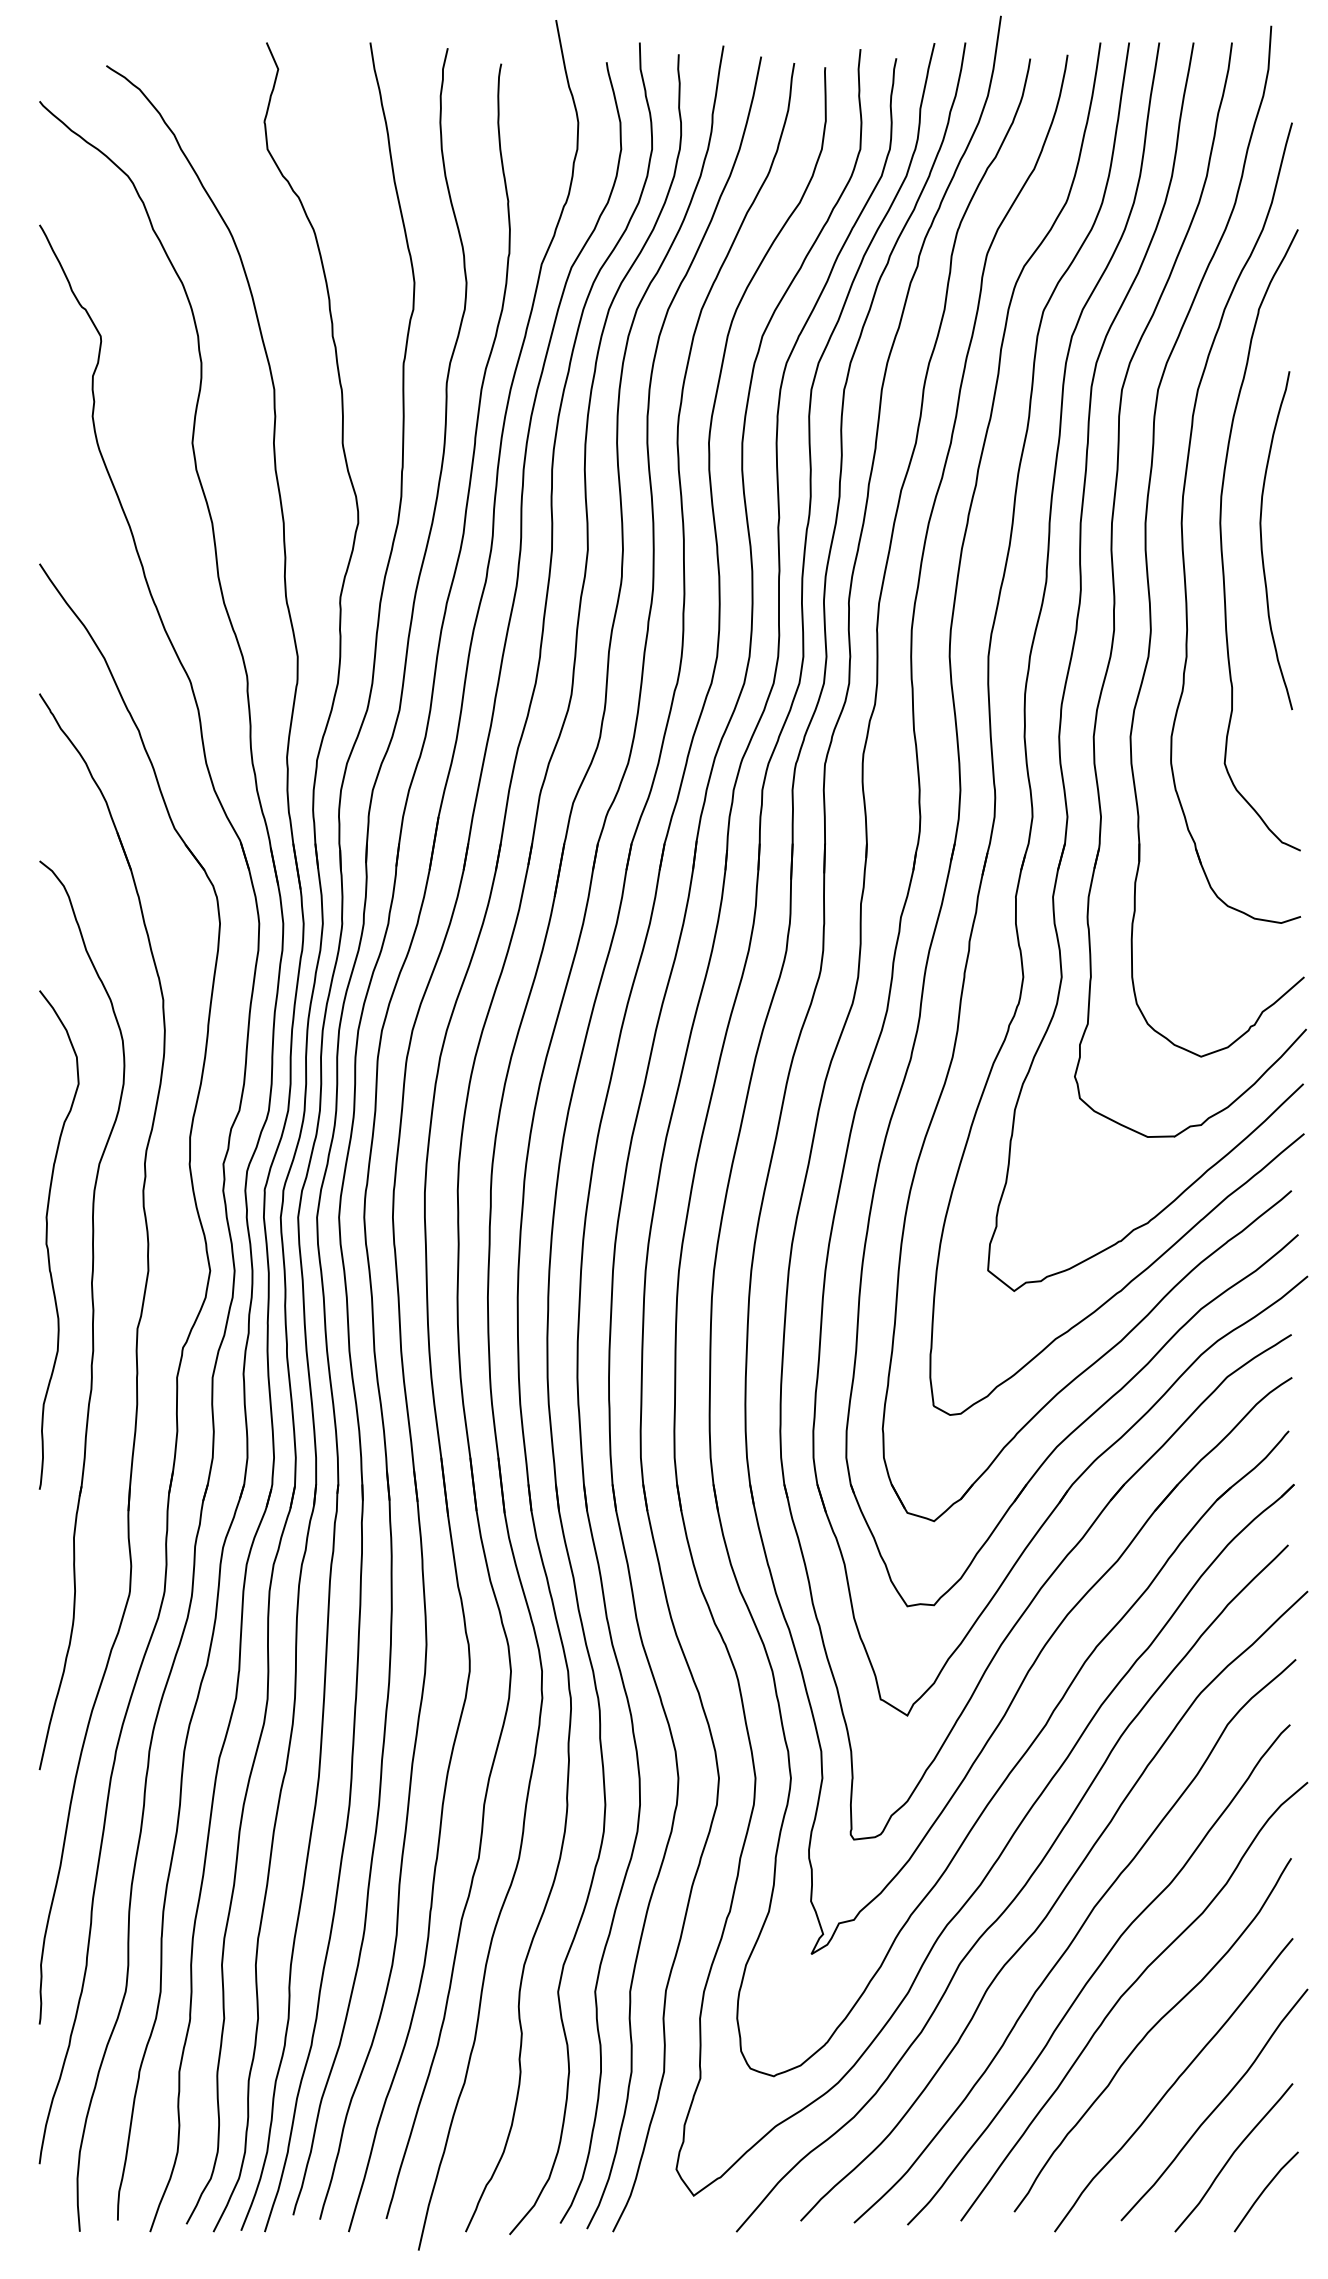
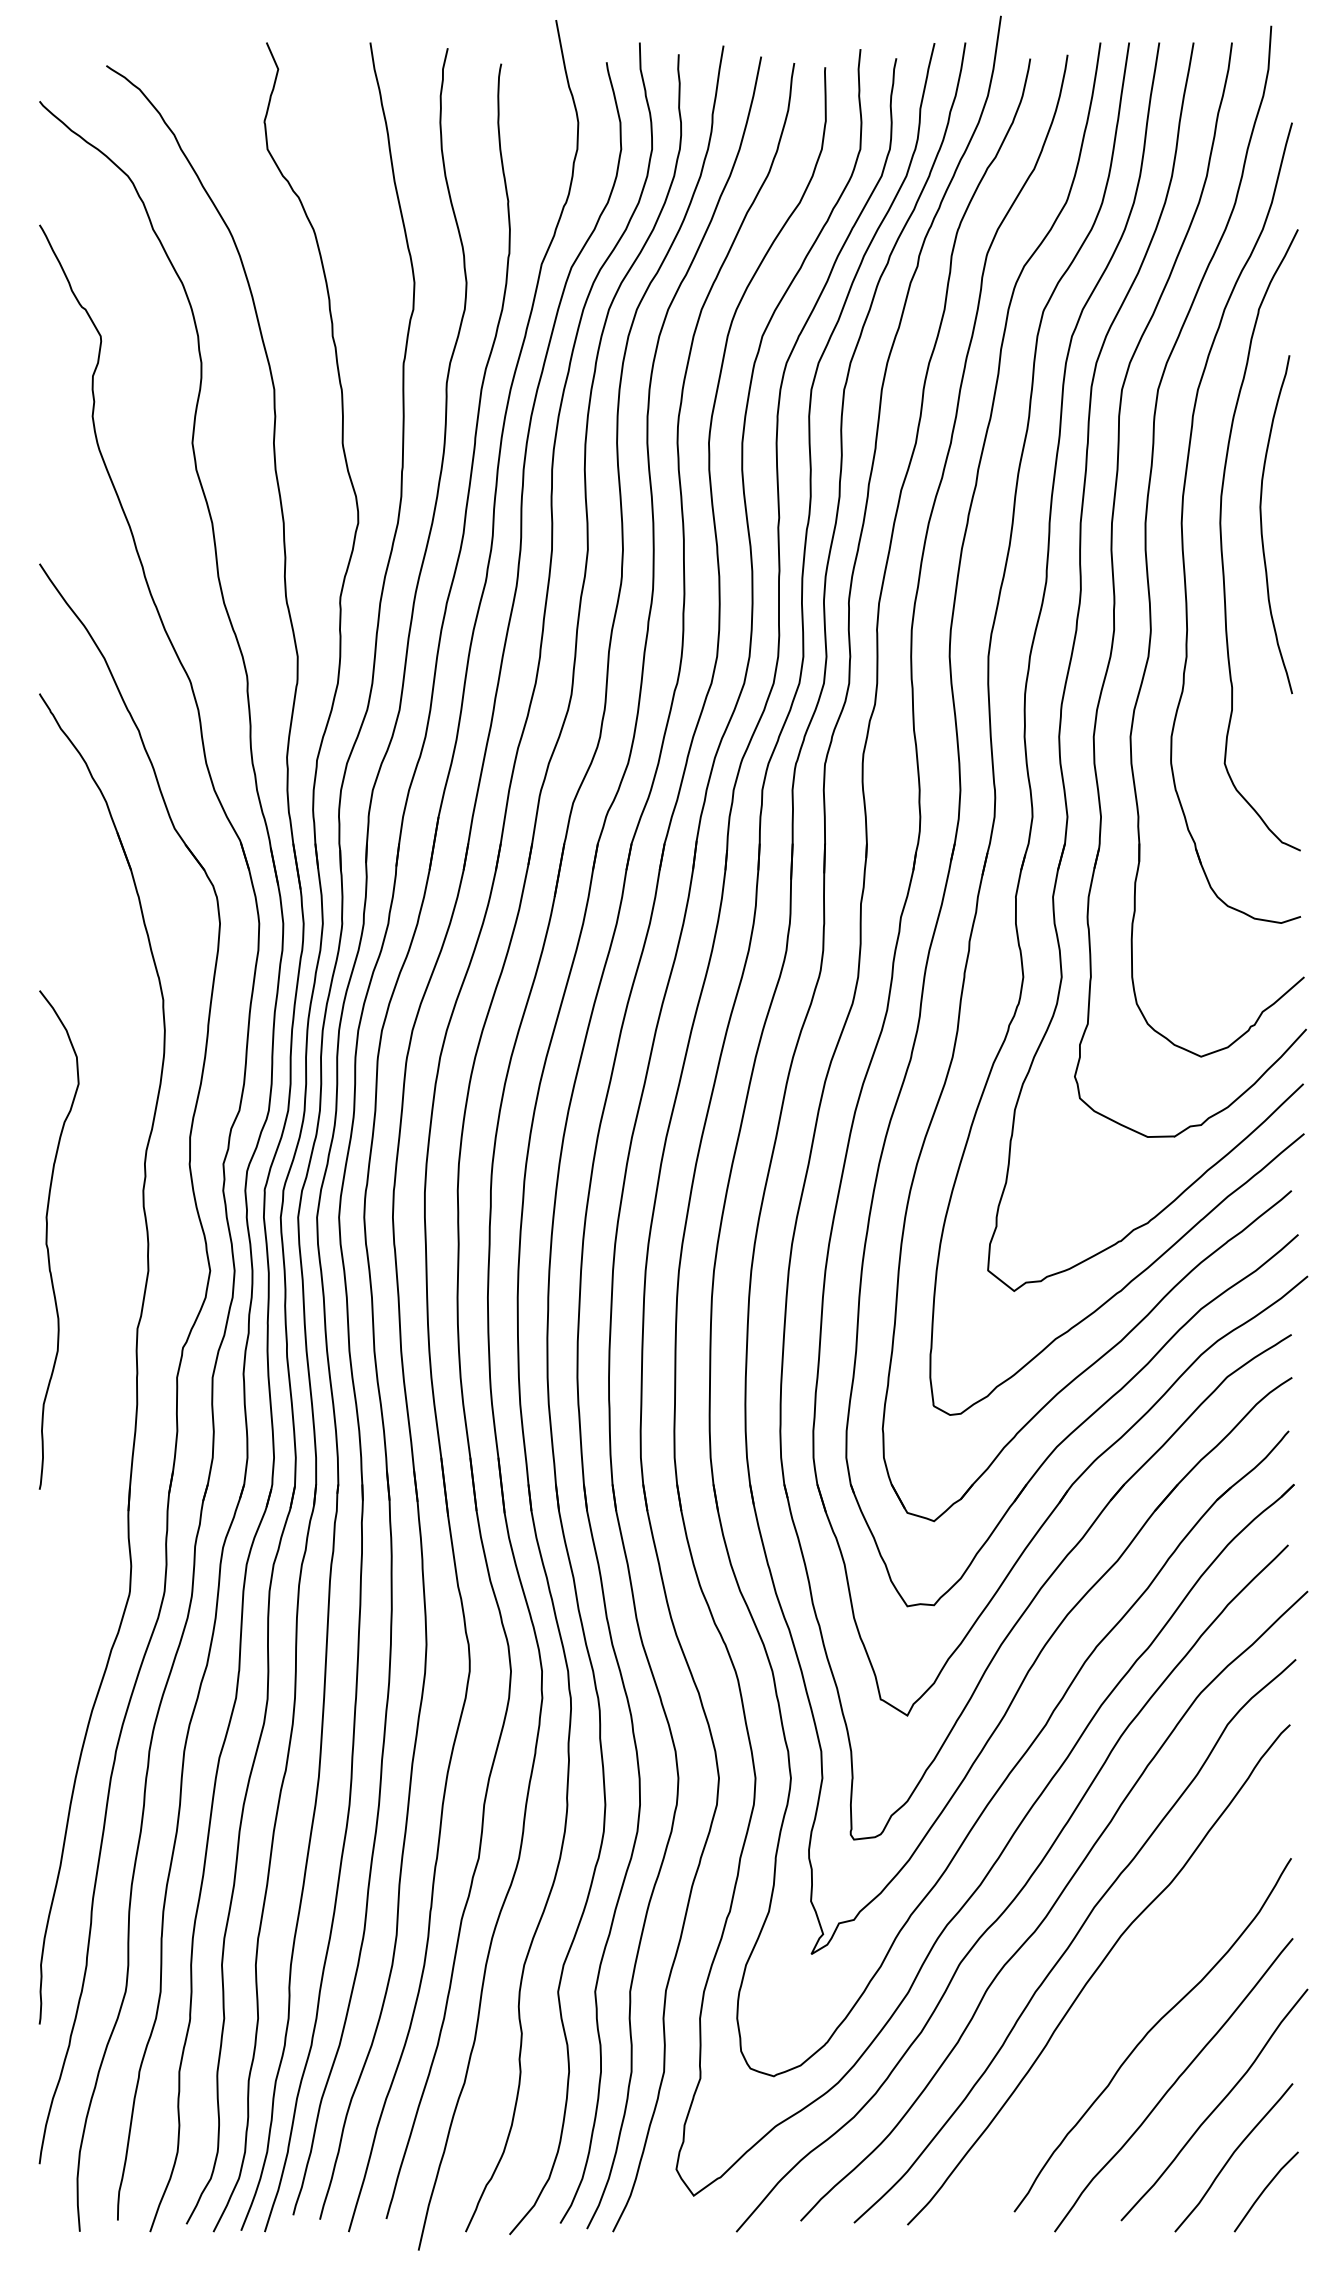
curve position: (1262, 540) -> (1262, 524) (1262, 524)
part: present -> none (92, 1315)
curve: present -> none (1126, 1992)
